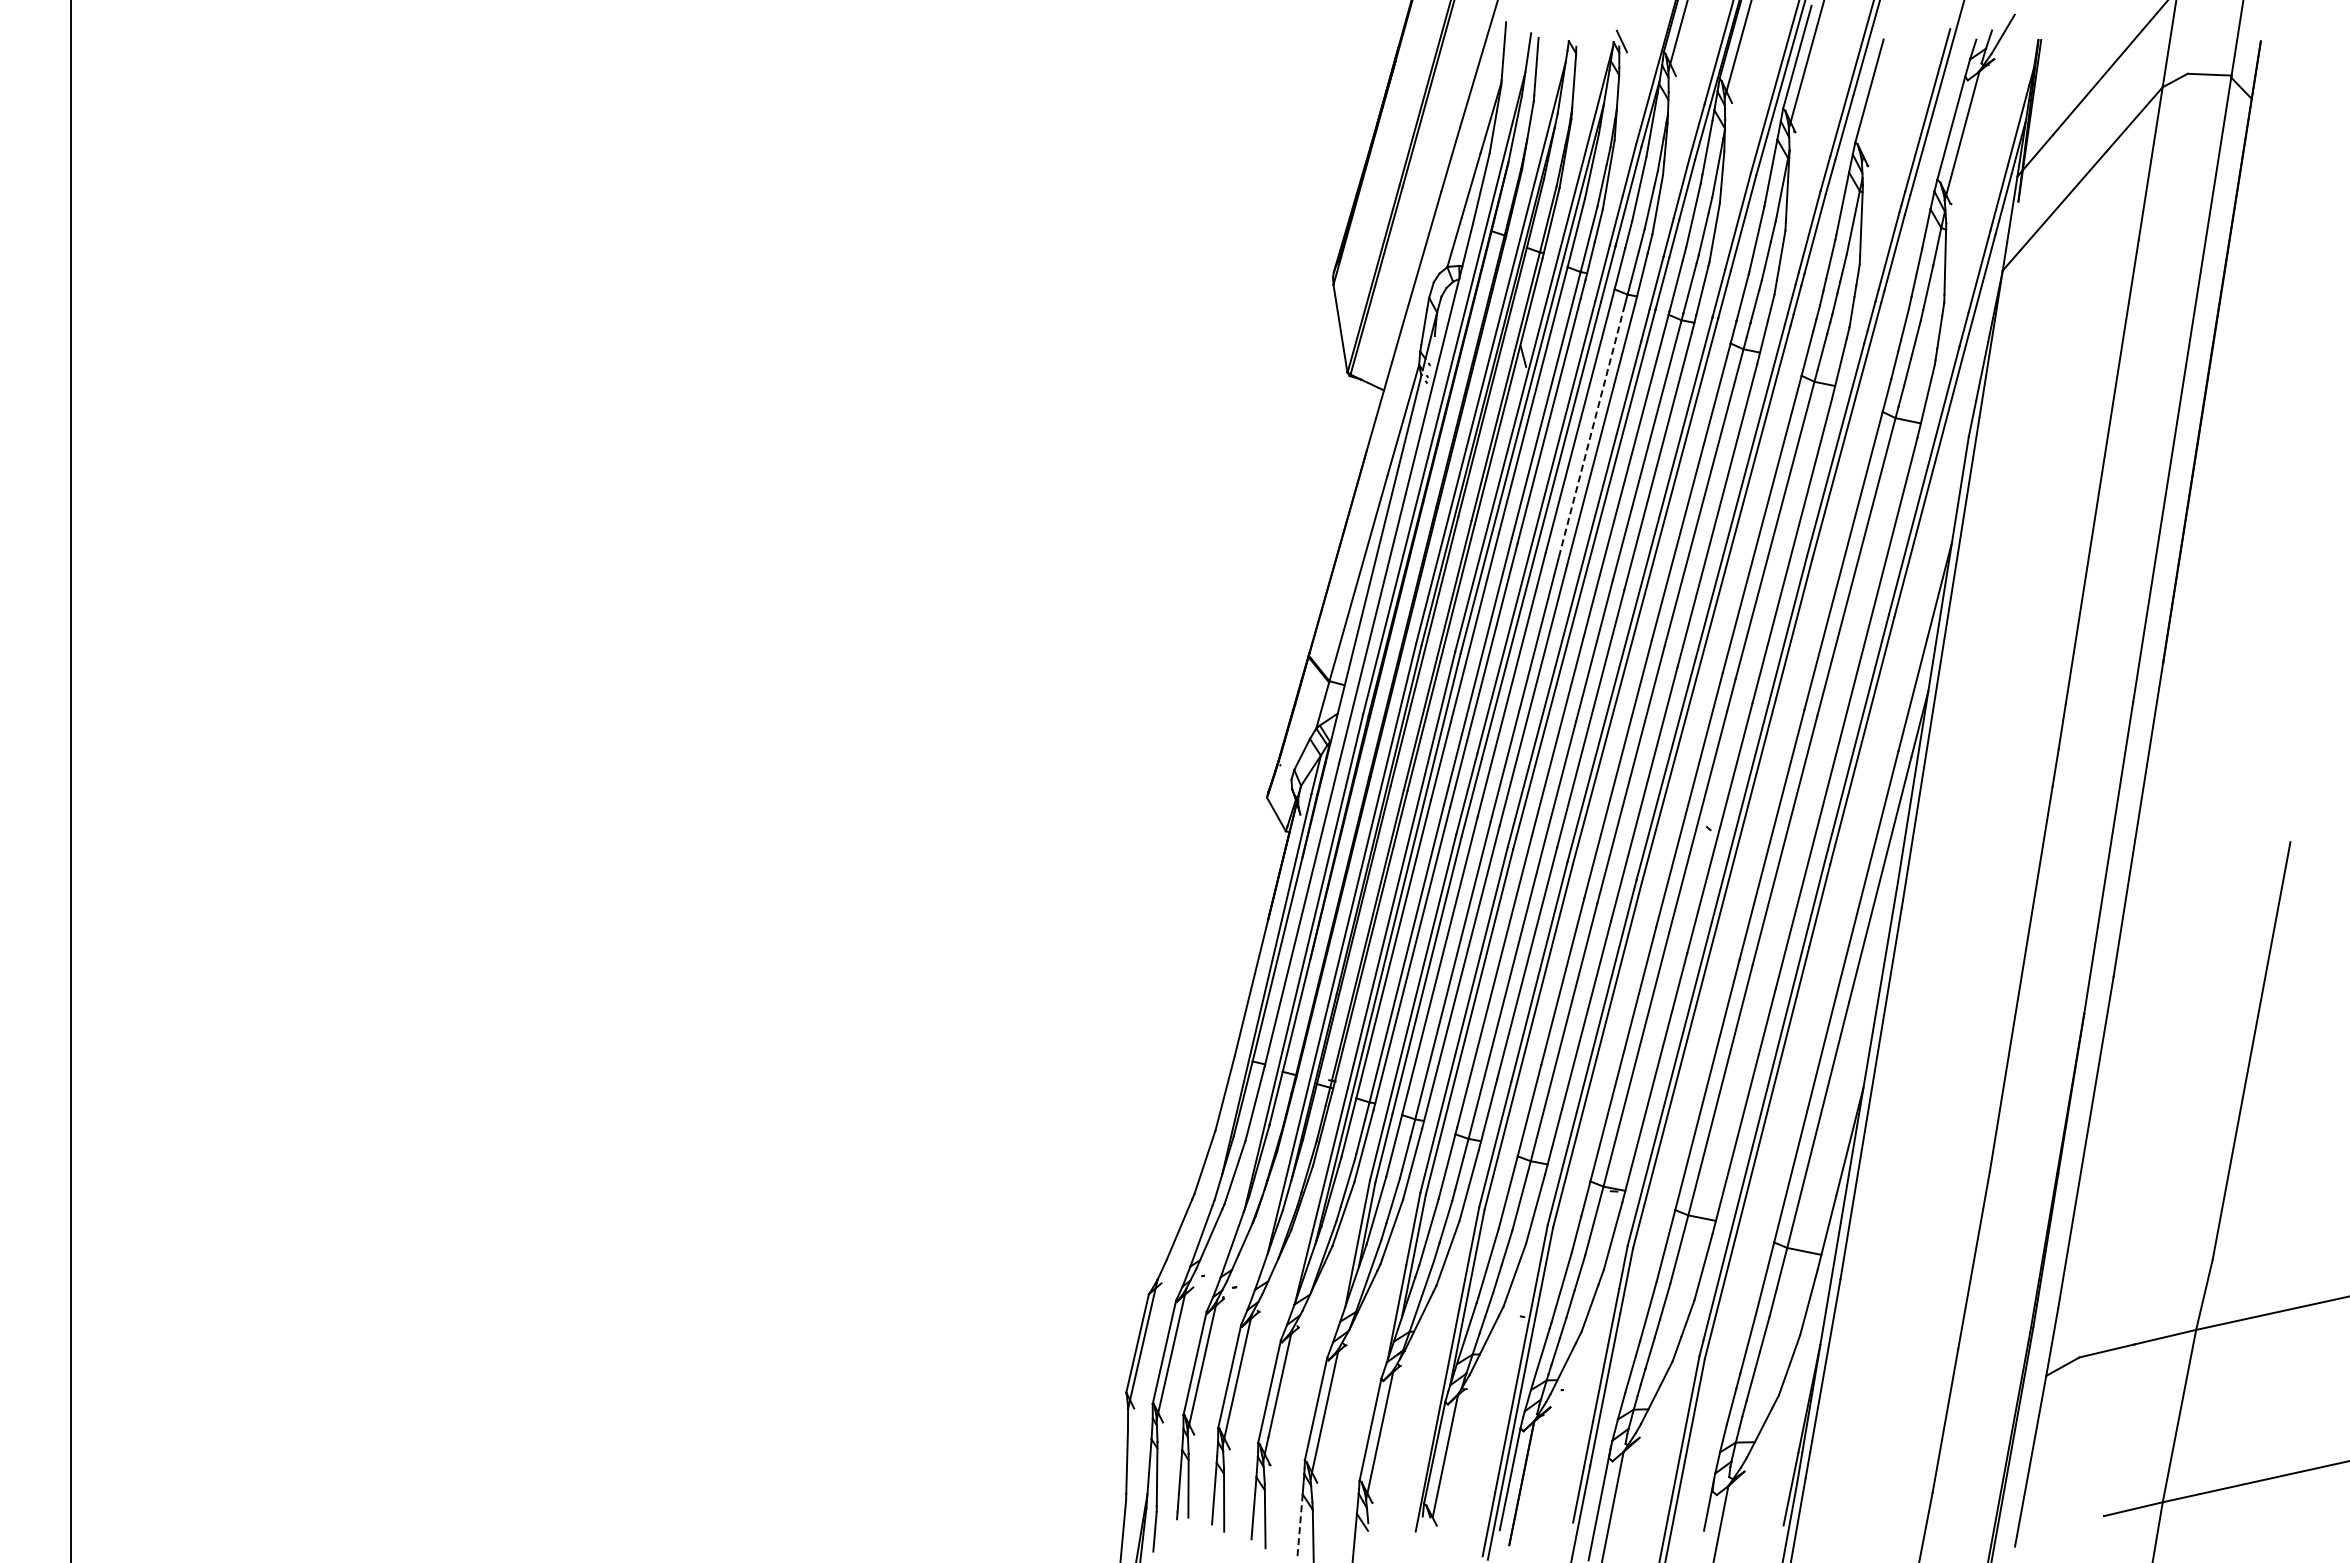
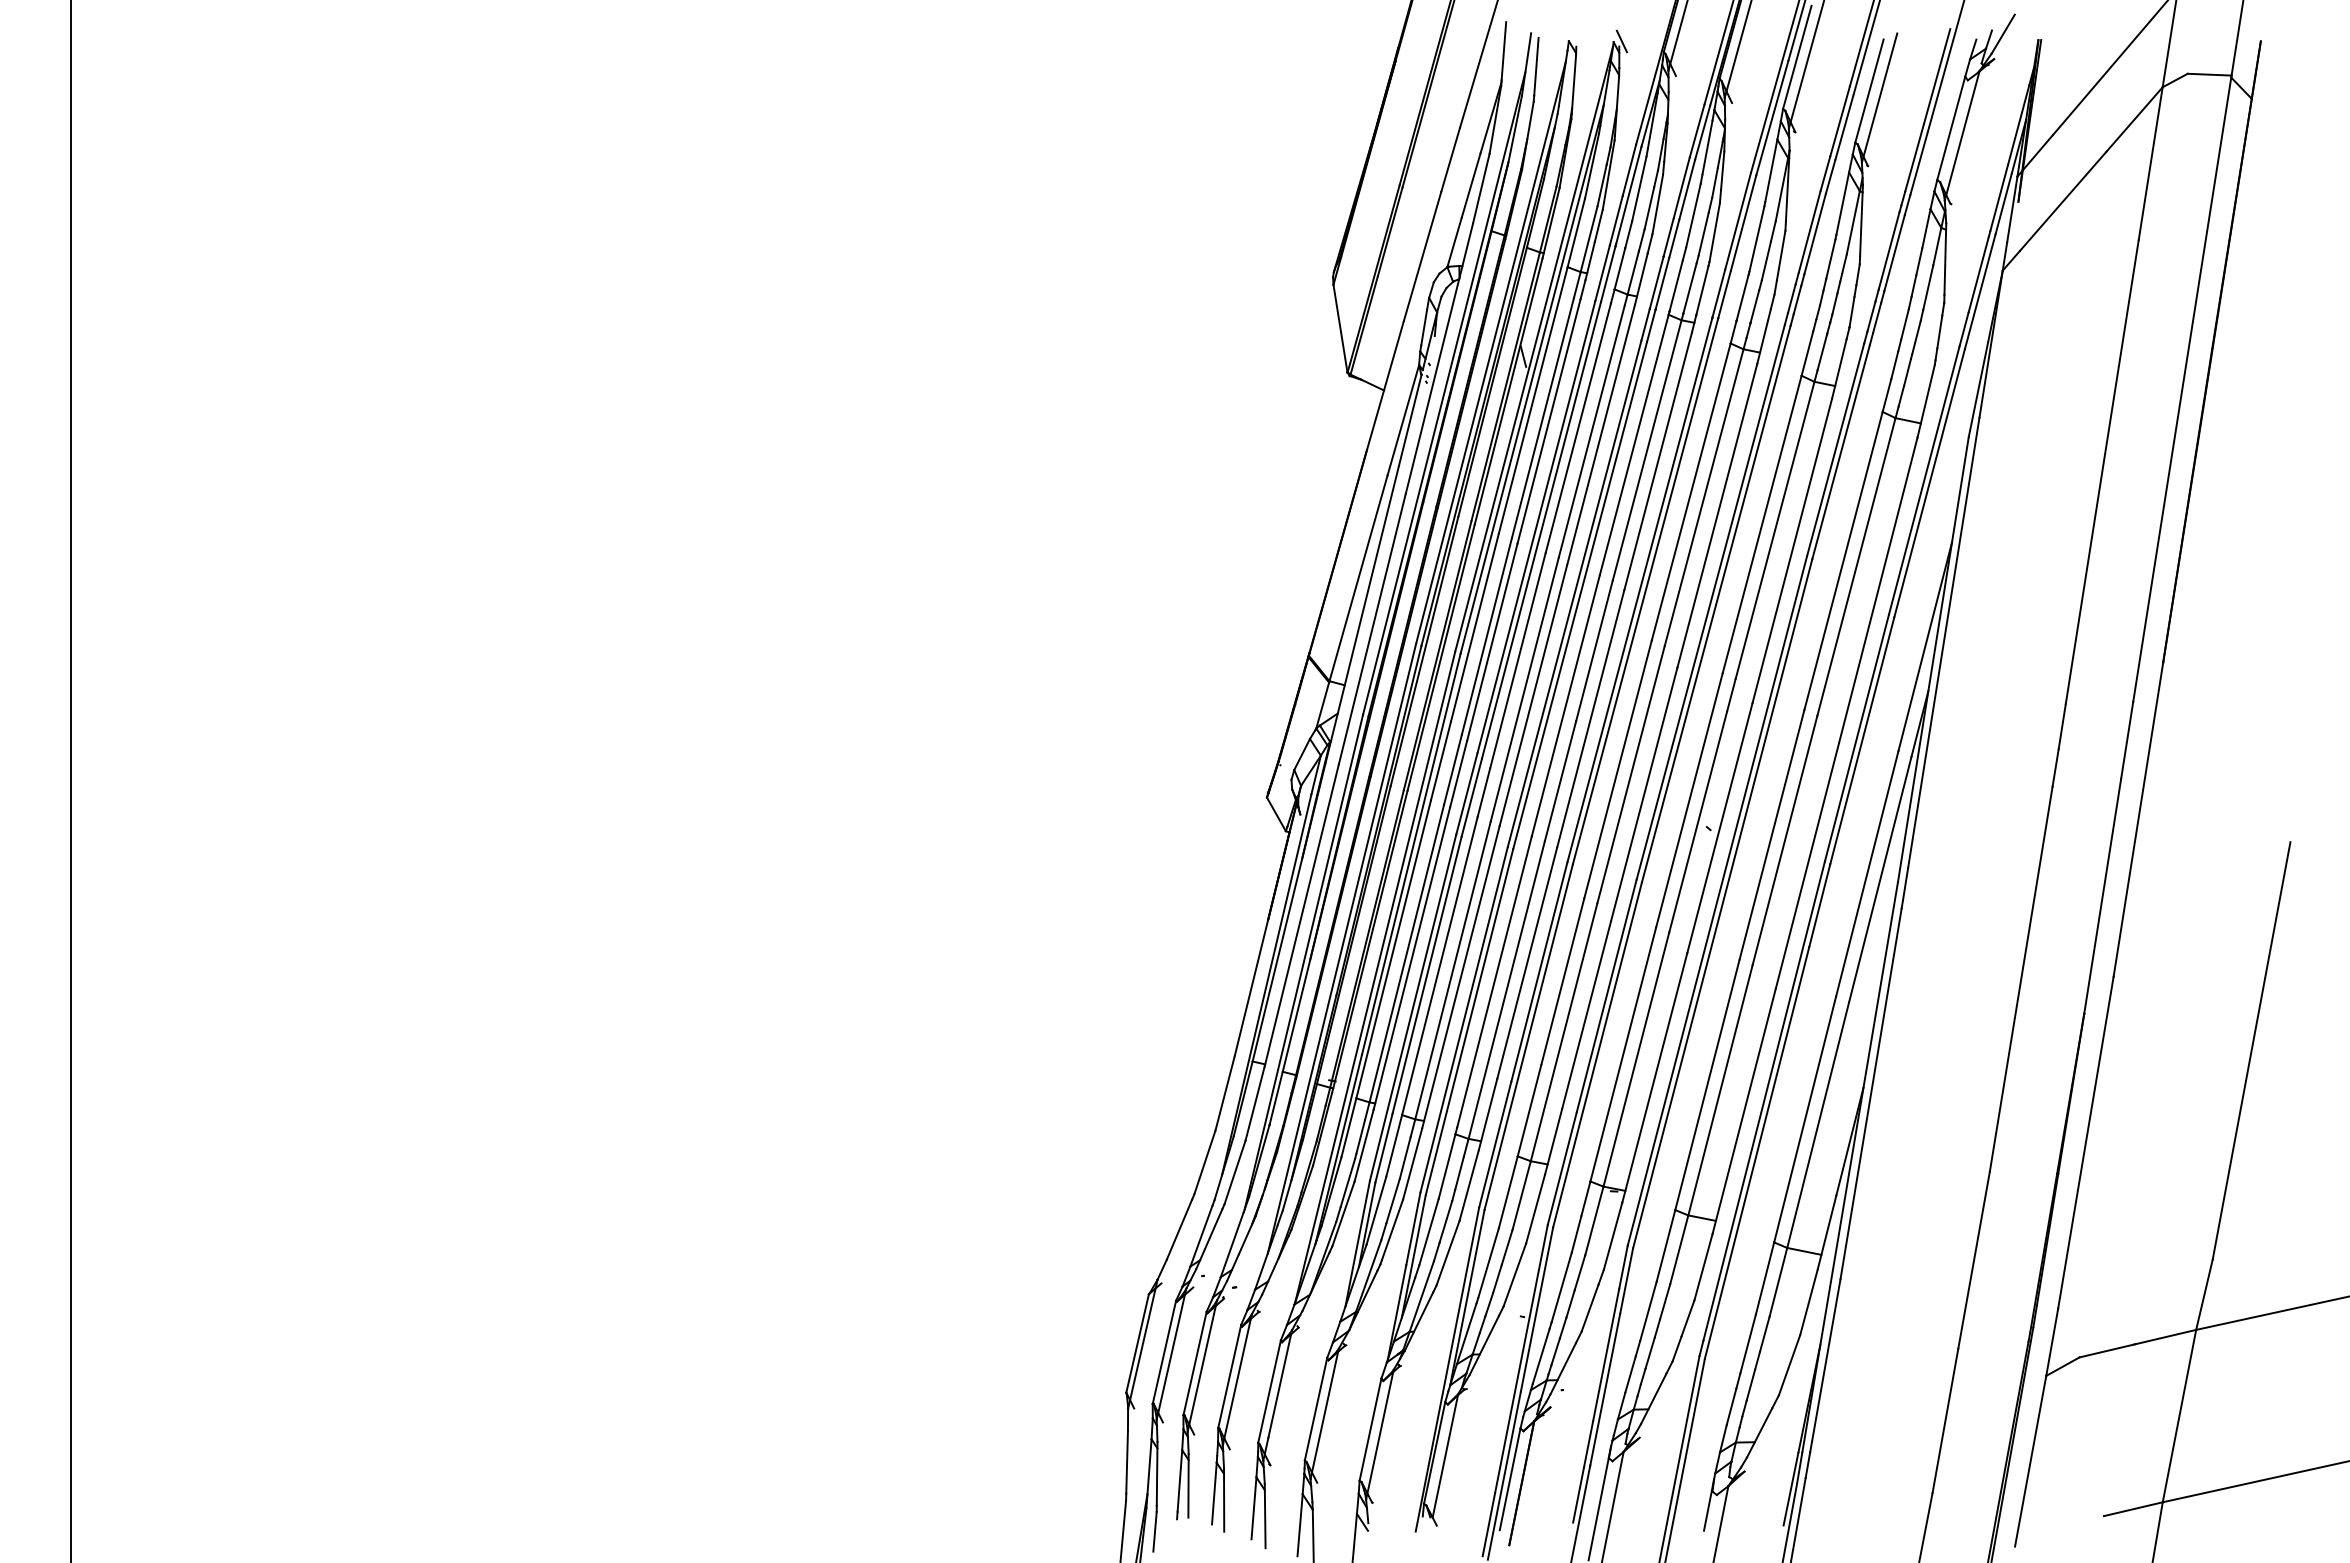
line: none -> present (1880, 94)
line: dashed -> solid (1591, 431)
line: dashed -> solid (1300, 1525)
